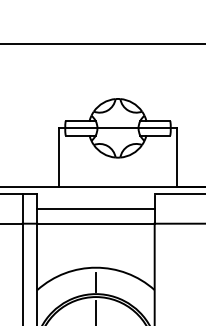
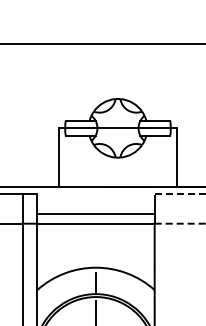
line: solid -> dashed (180, 194)
line position: (95, 209) -> (95, 214) (95, 214)
line: solid -> dashed (180, 223)
